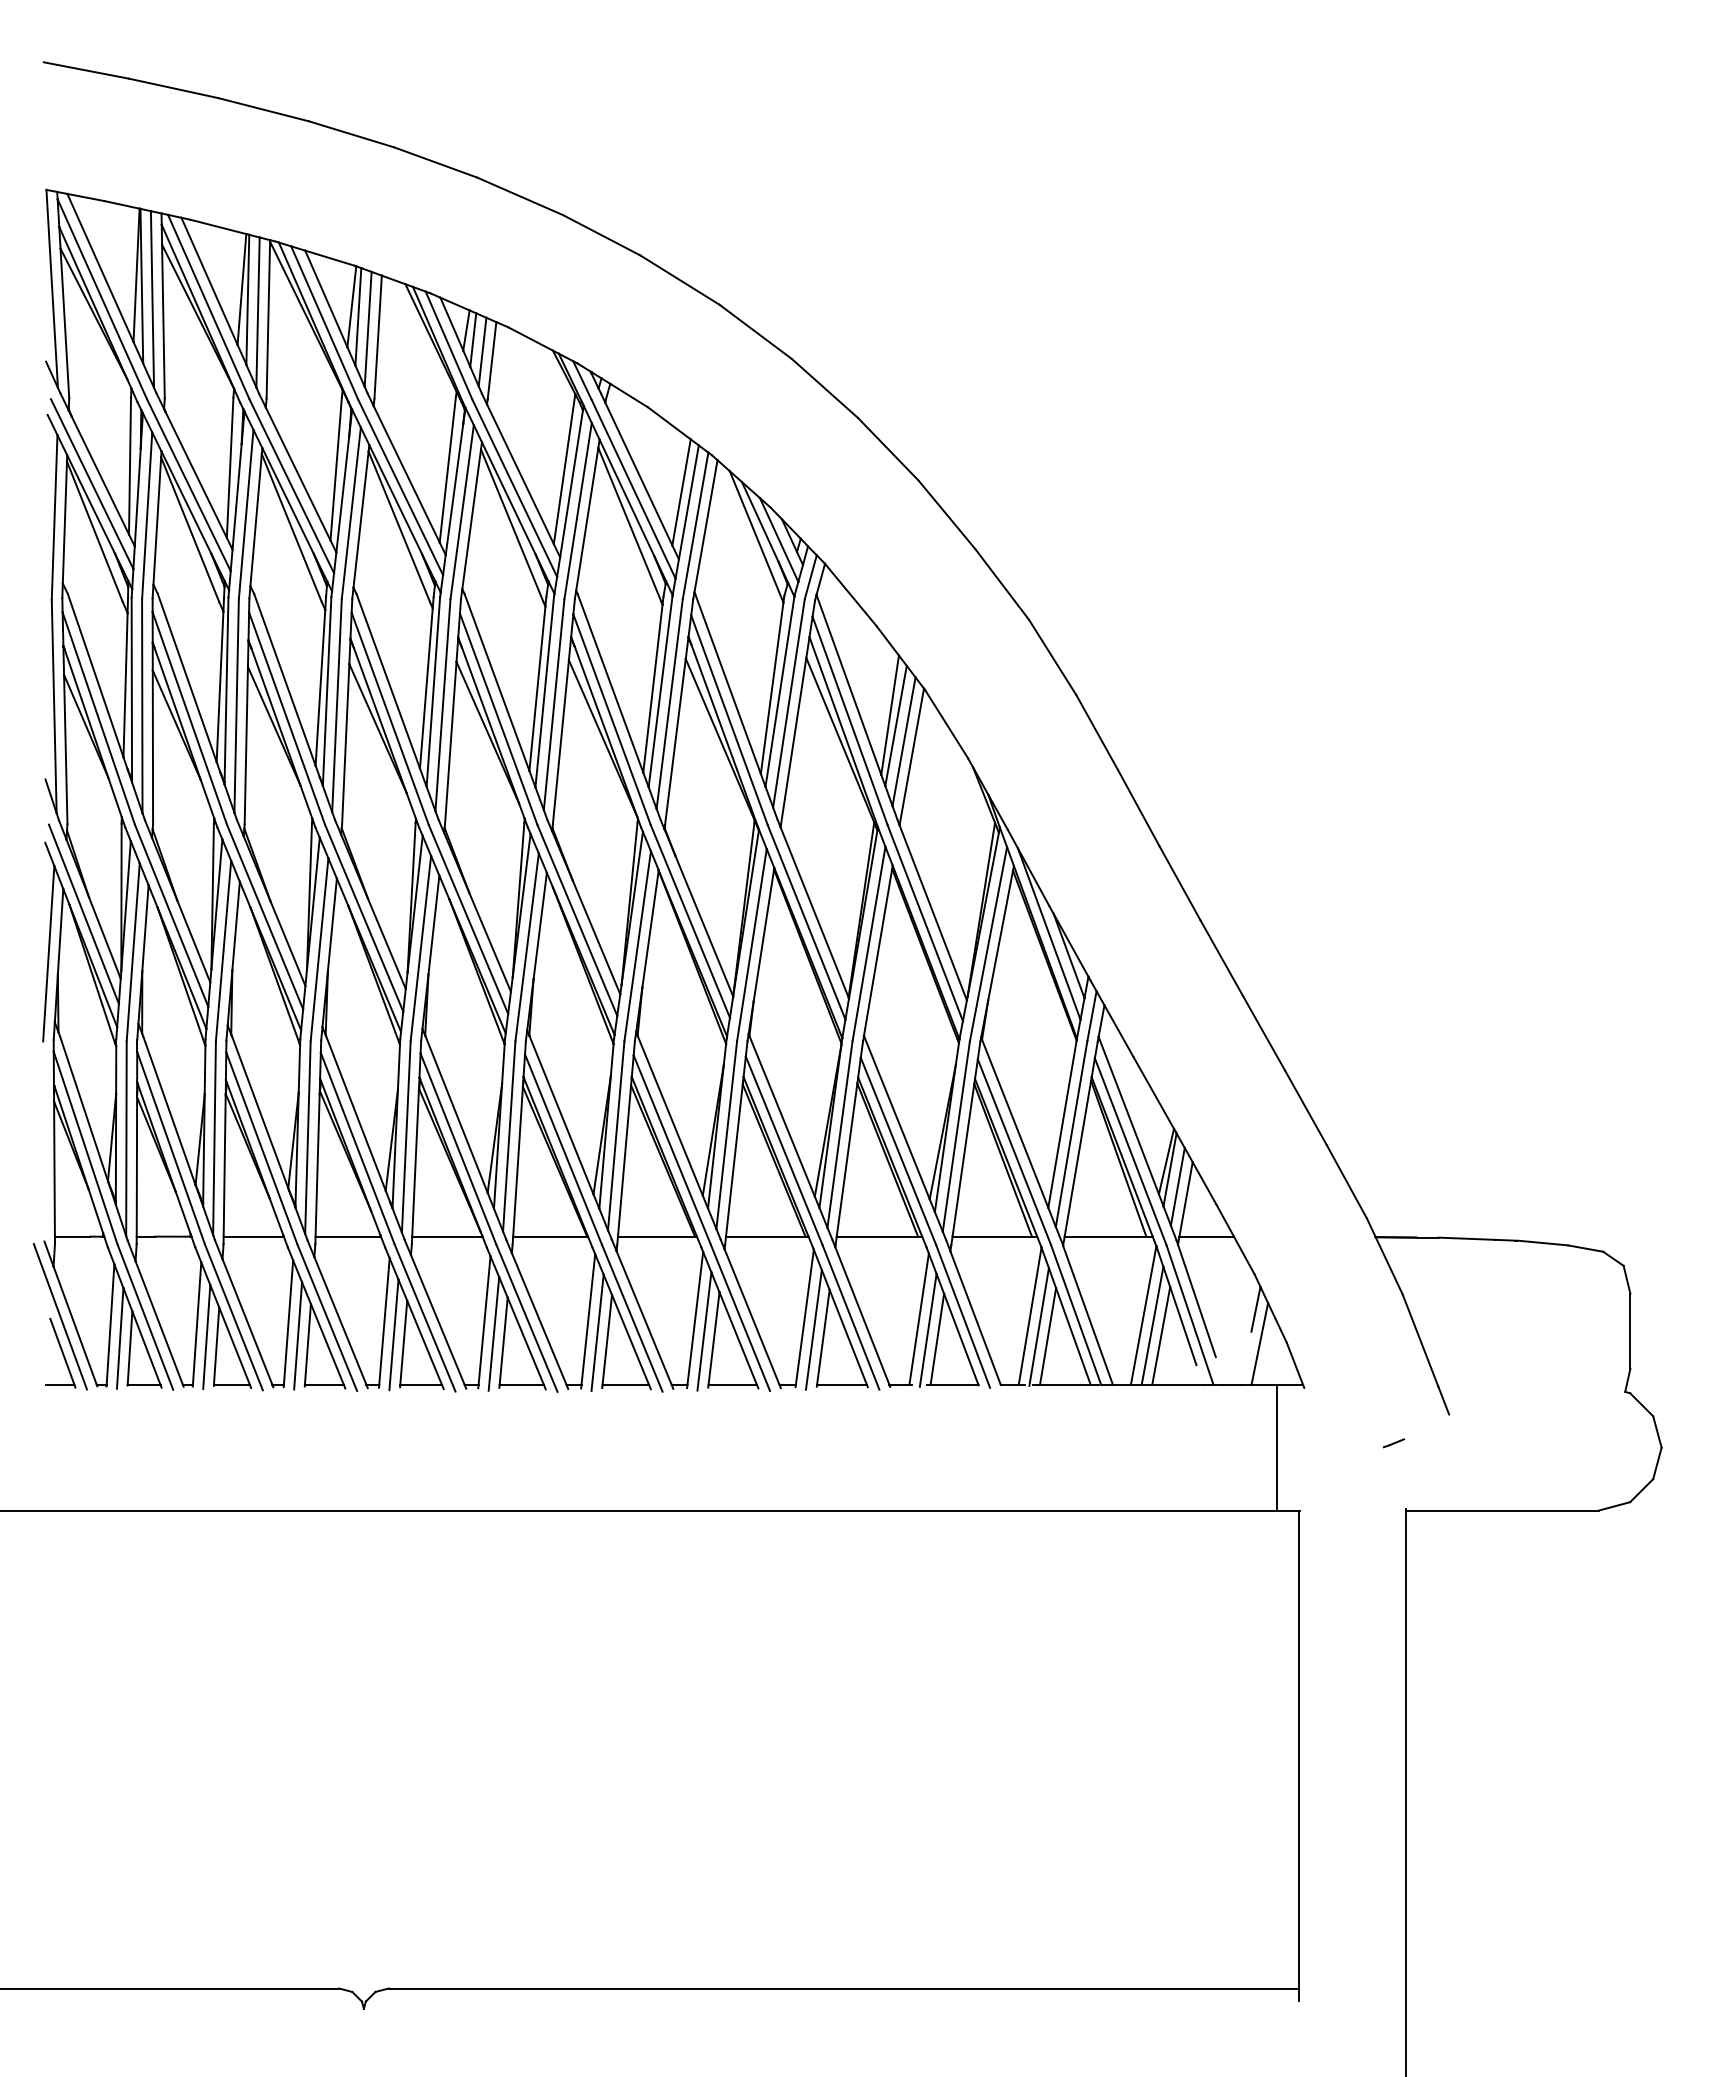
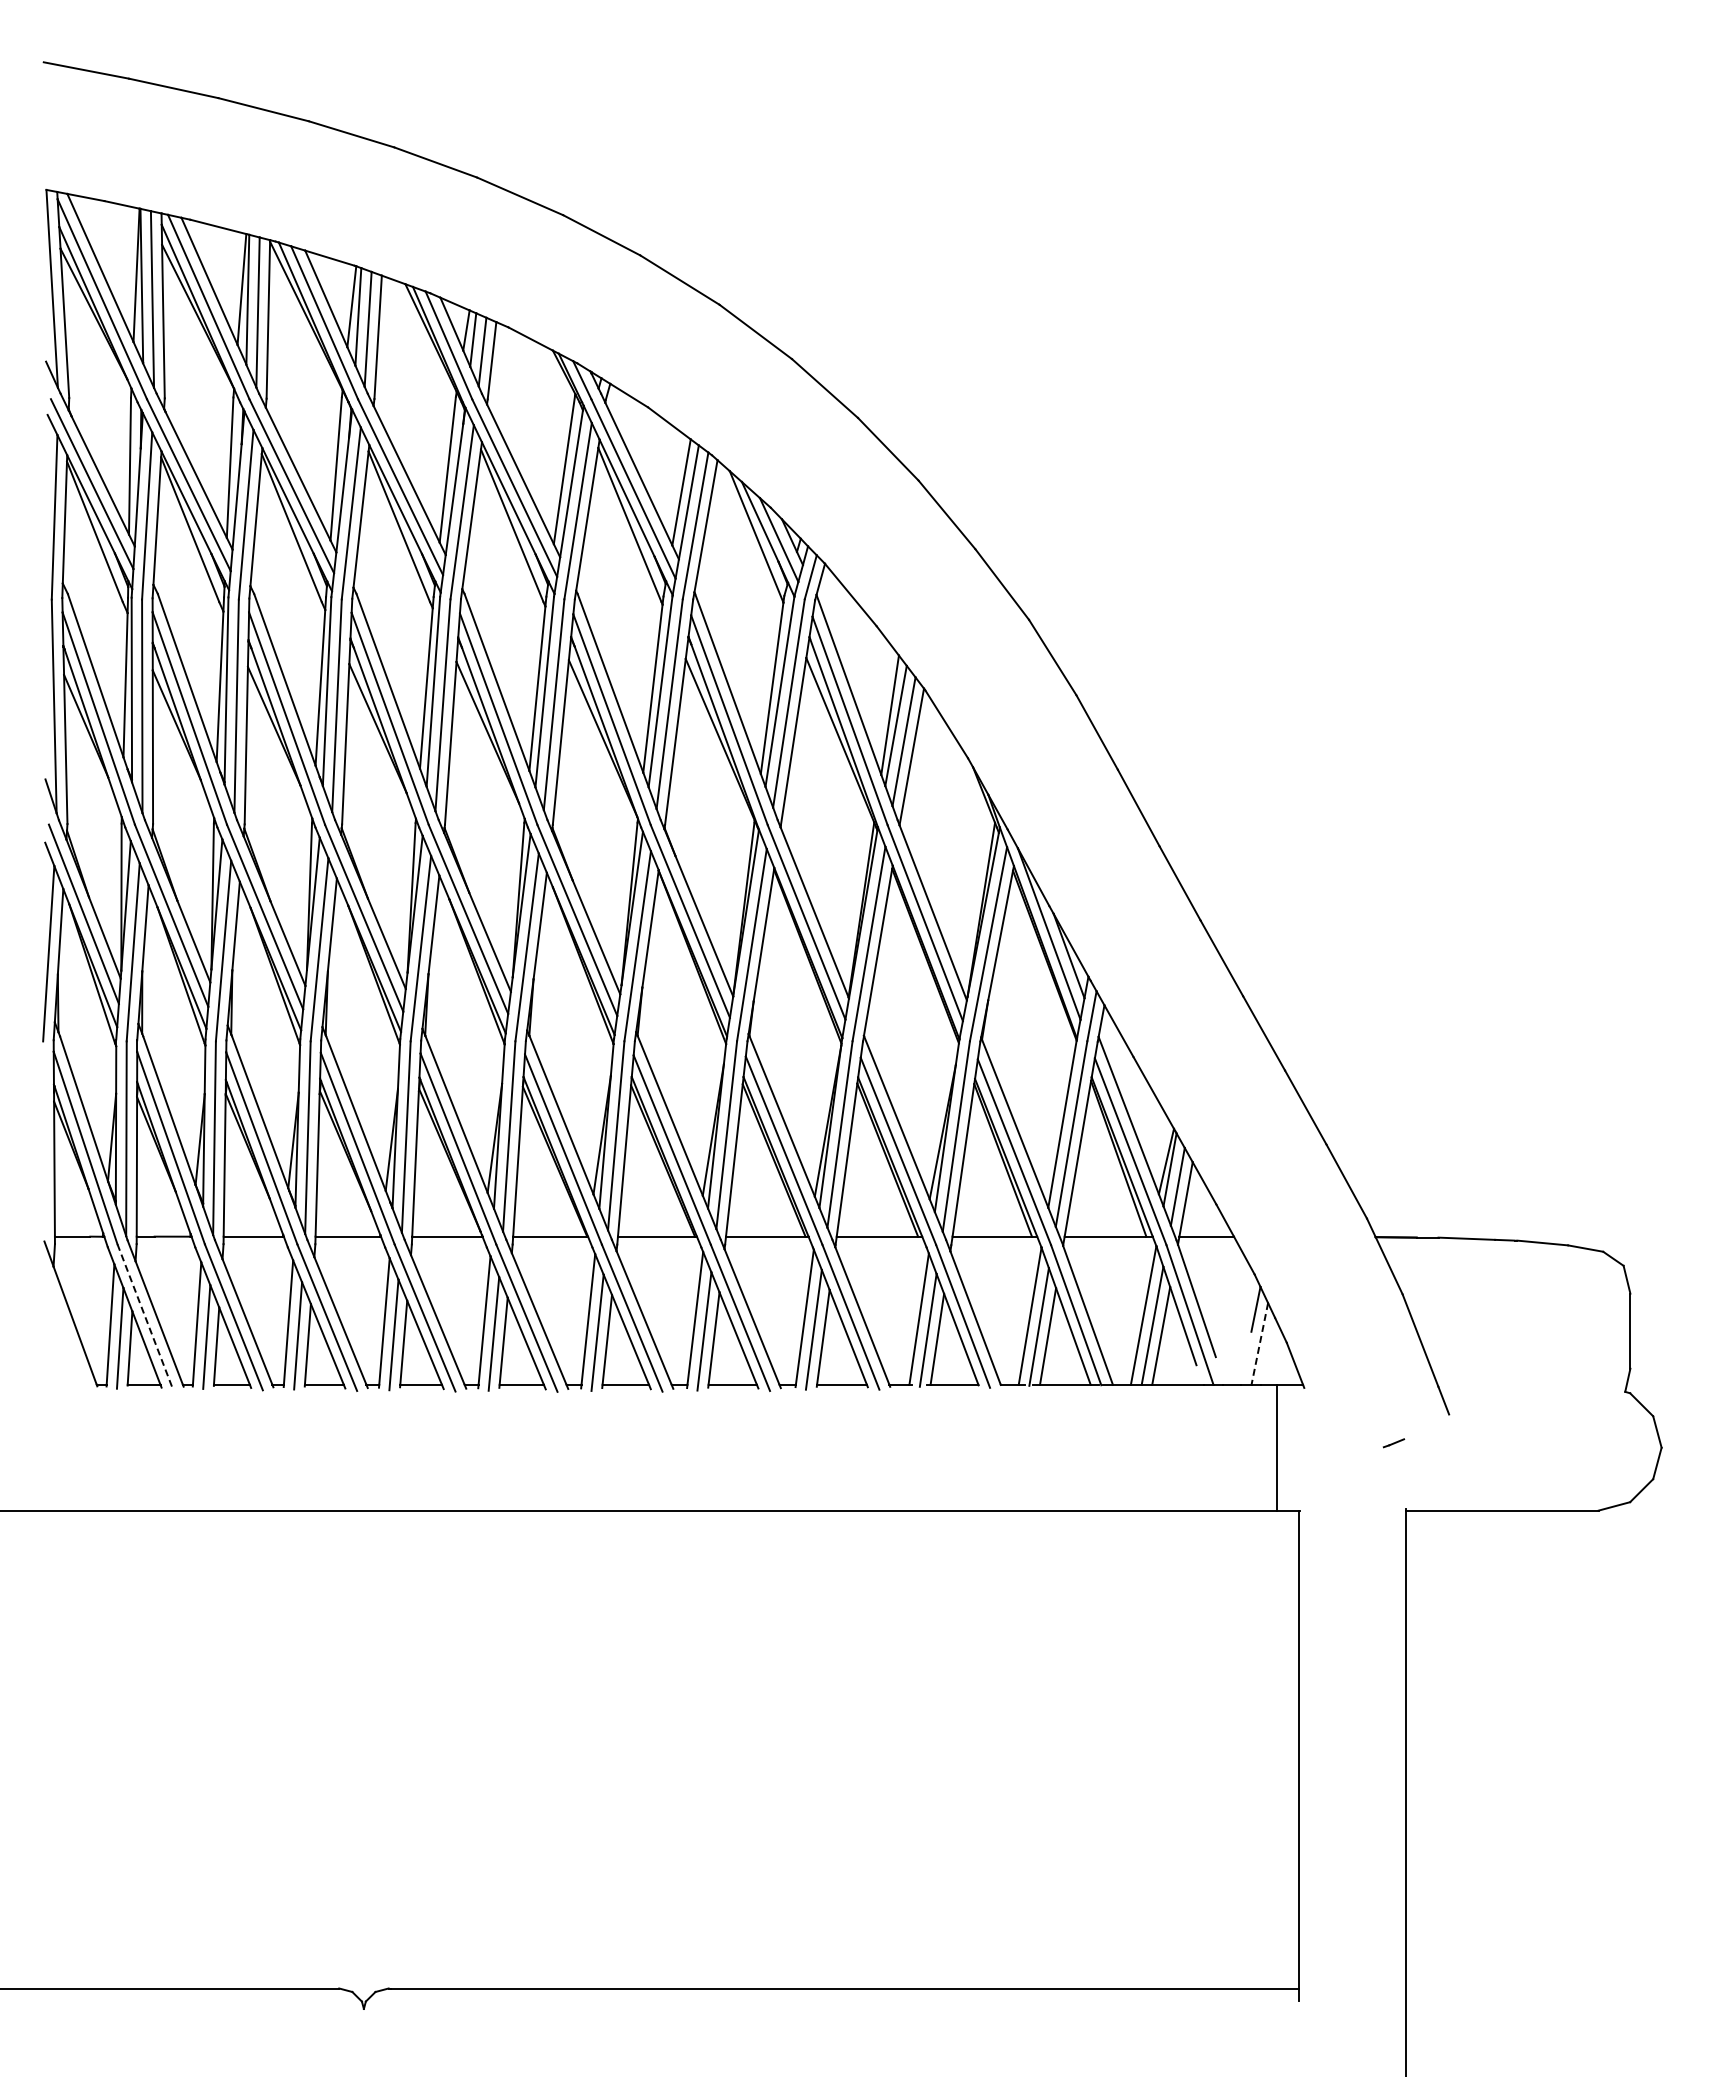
part: present -> none (59, 1316)
line: solid -> dashed (145, 1317)
line: solid -> dashed (1259, 1343)
